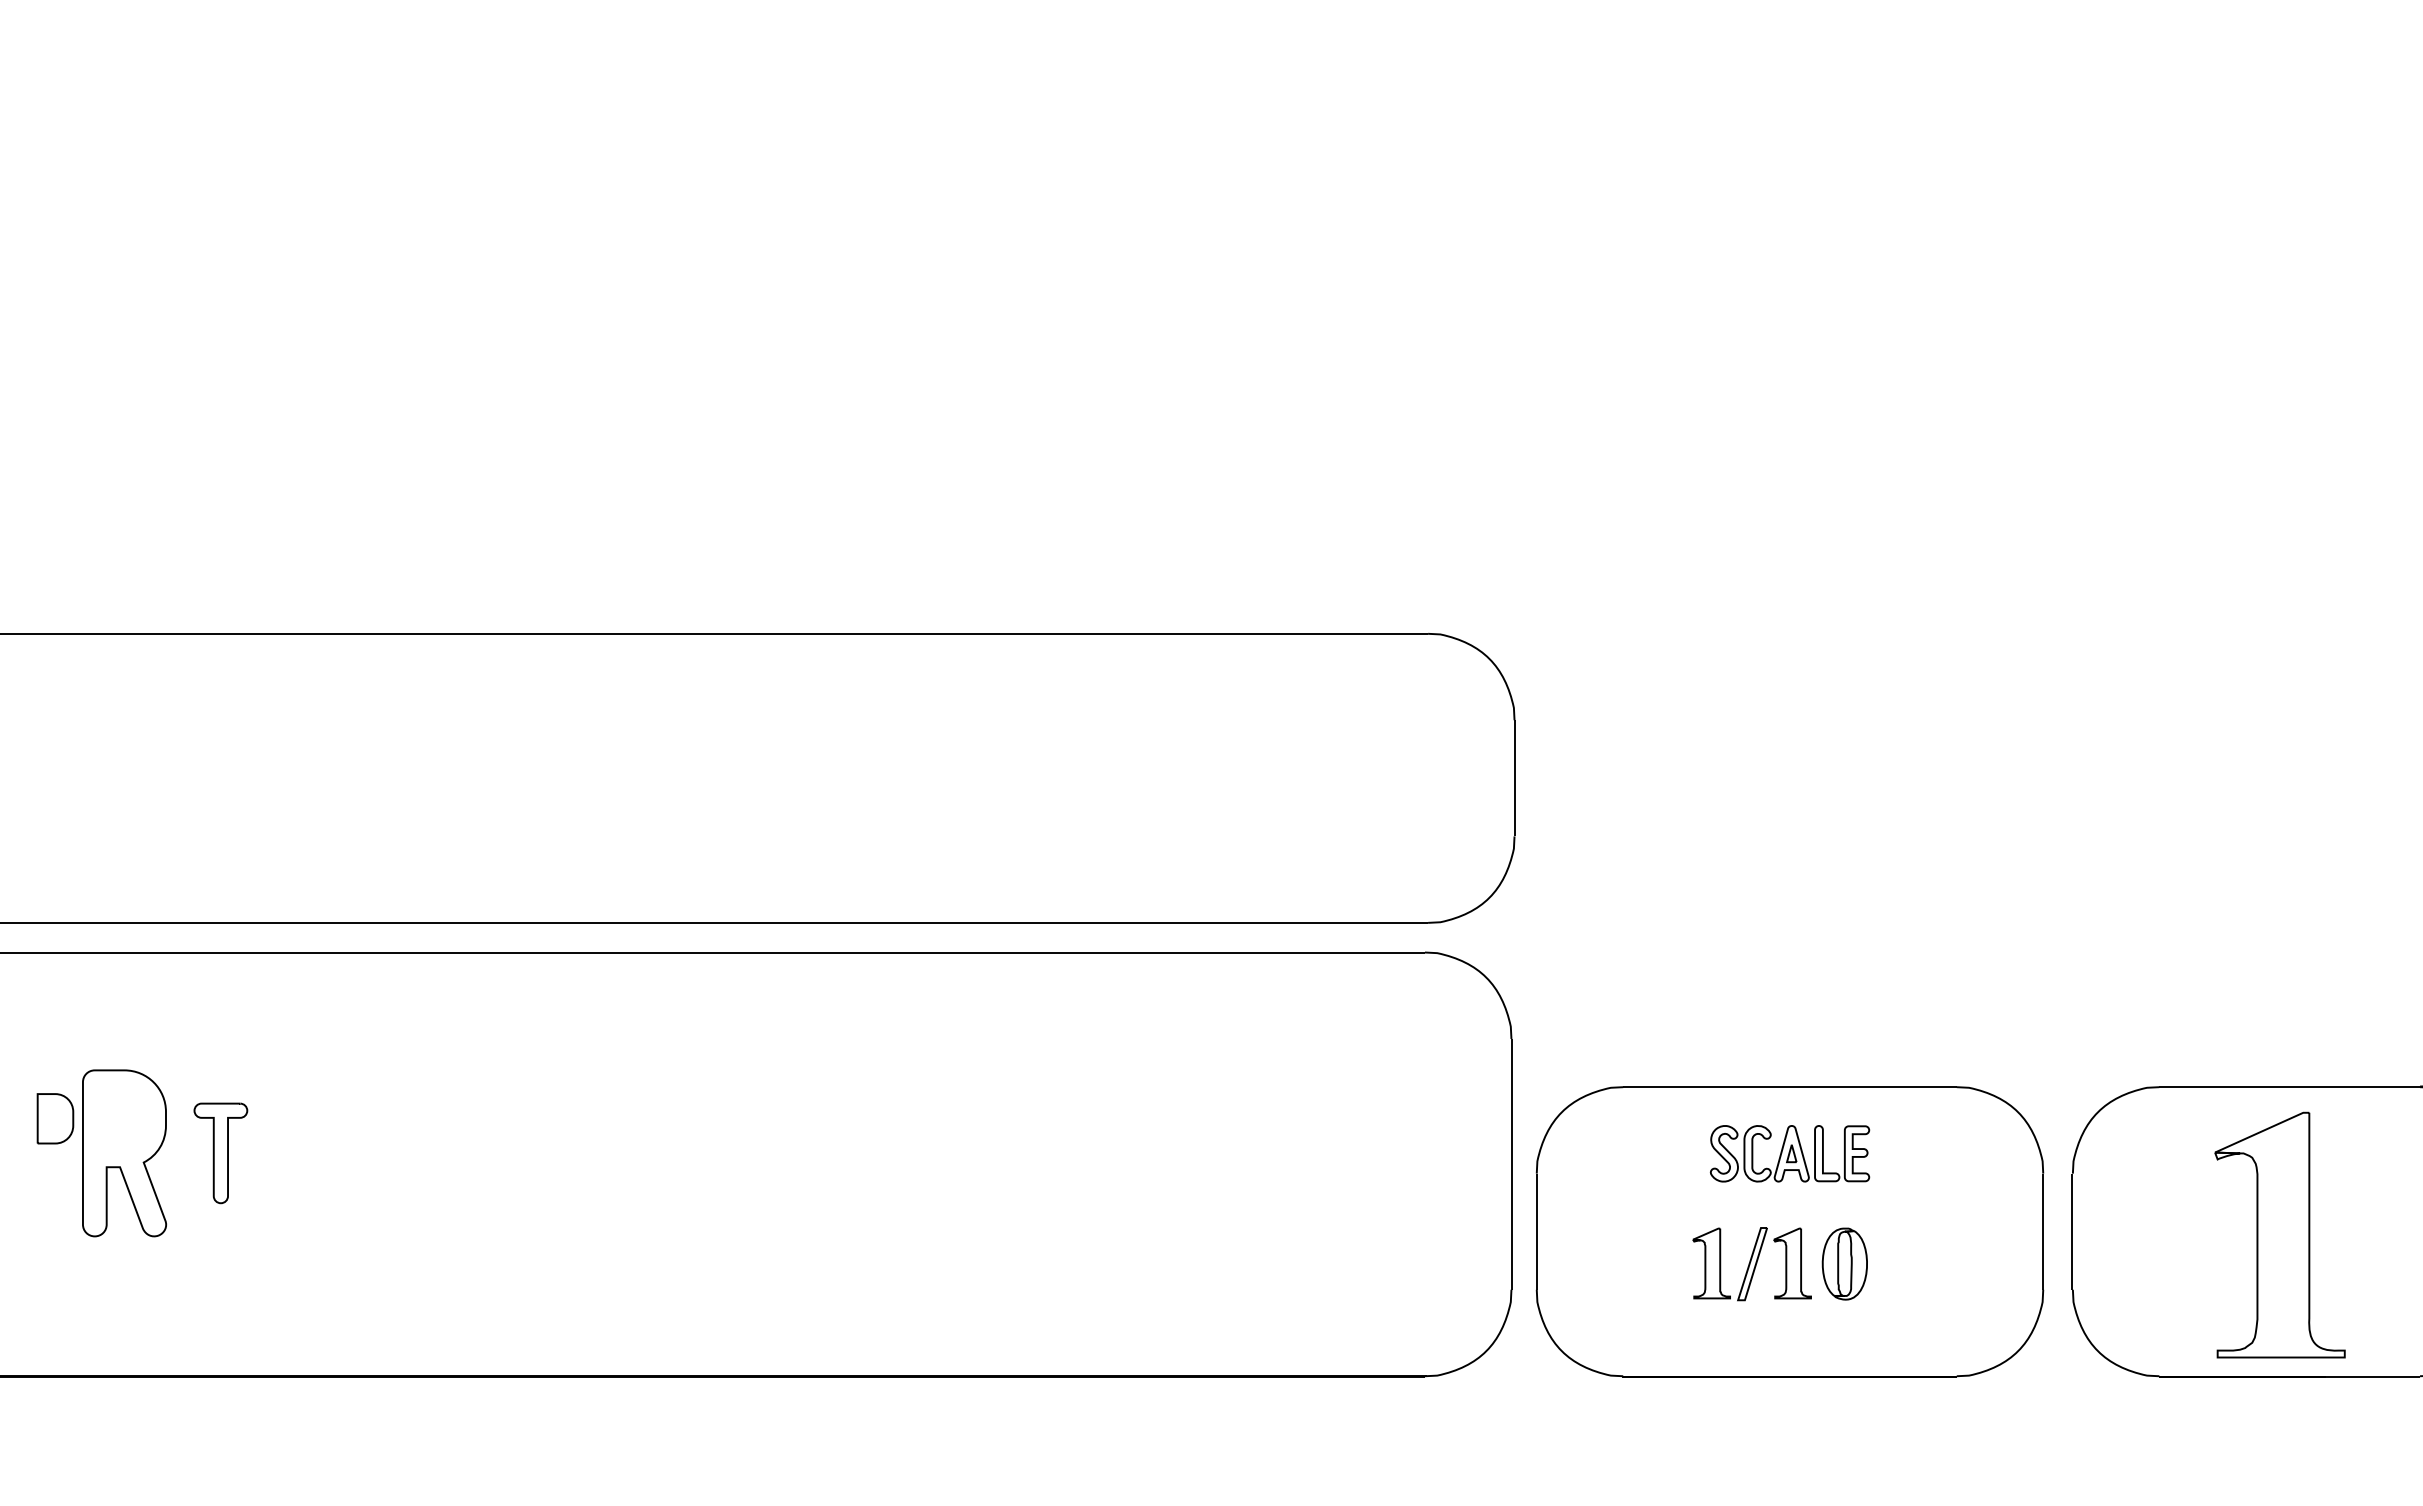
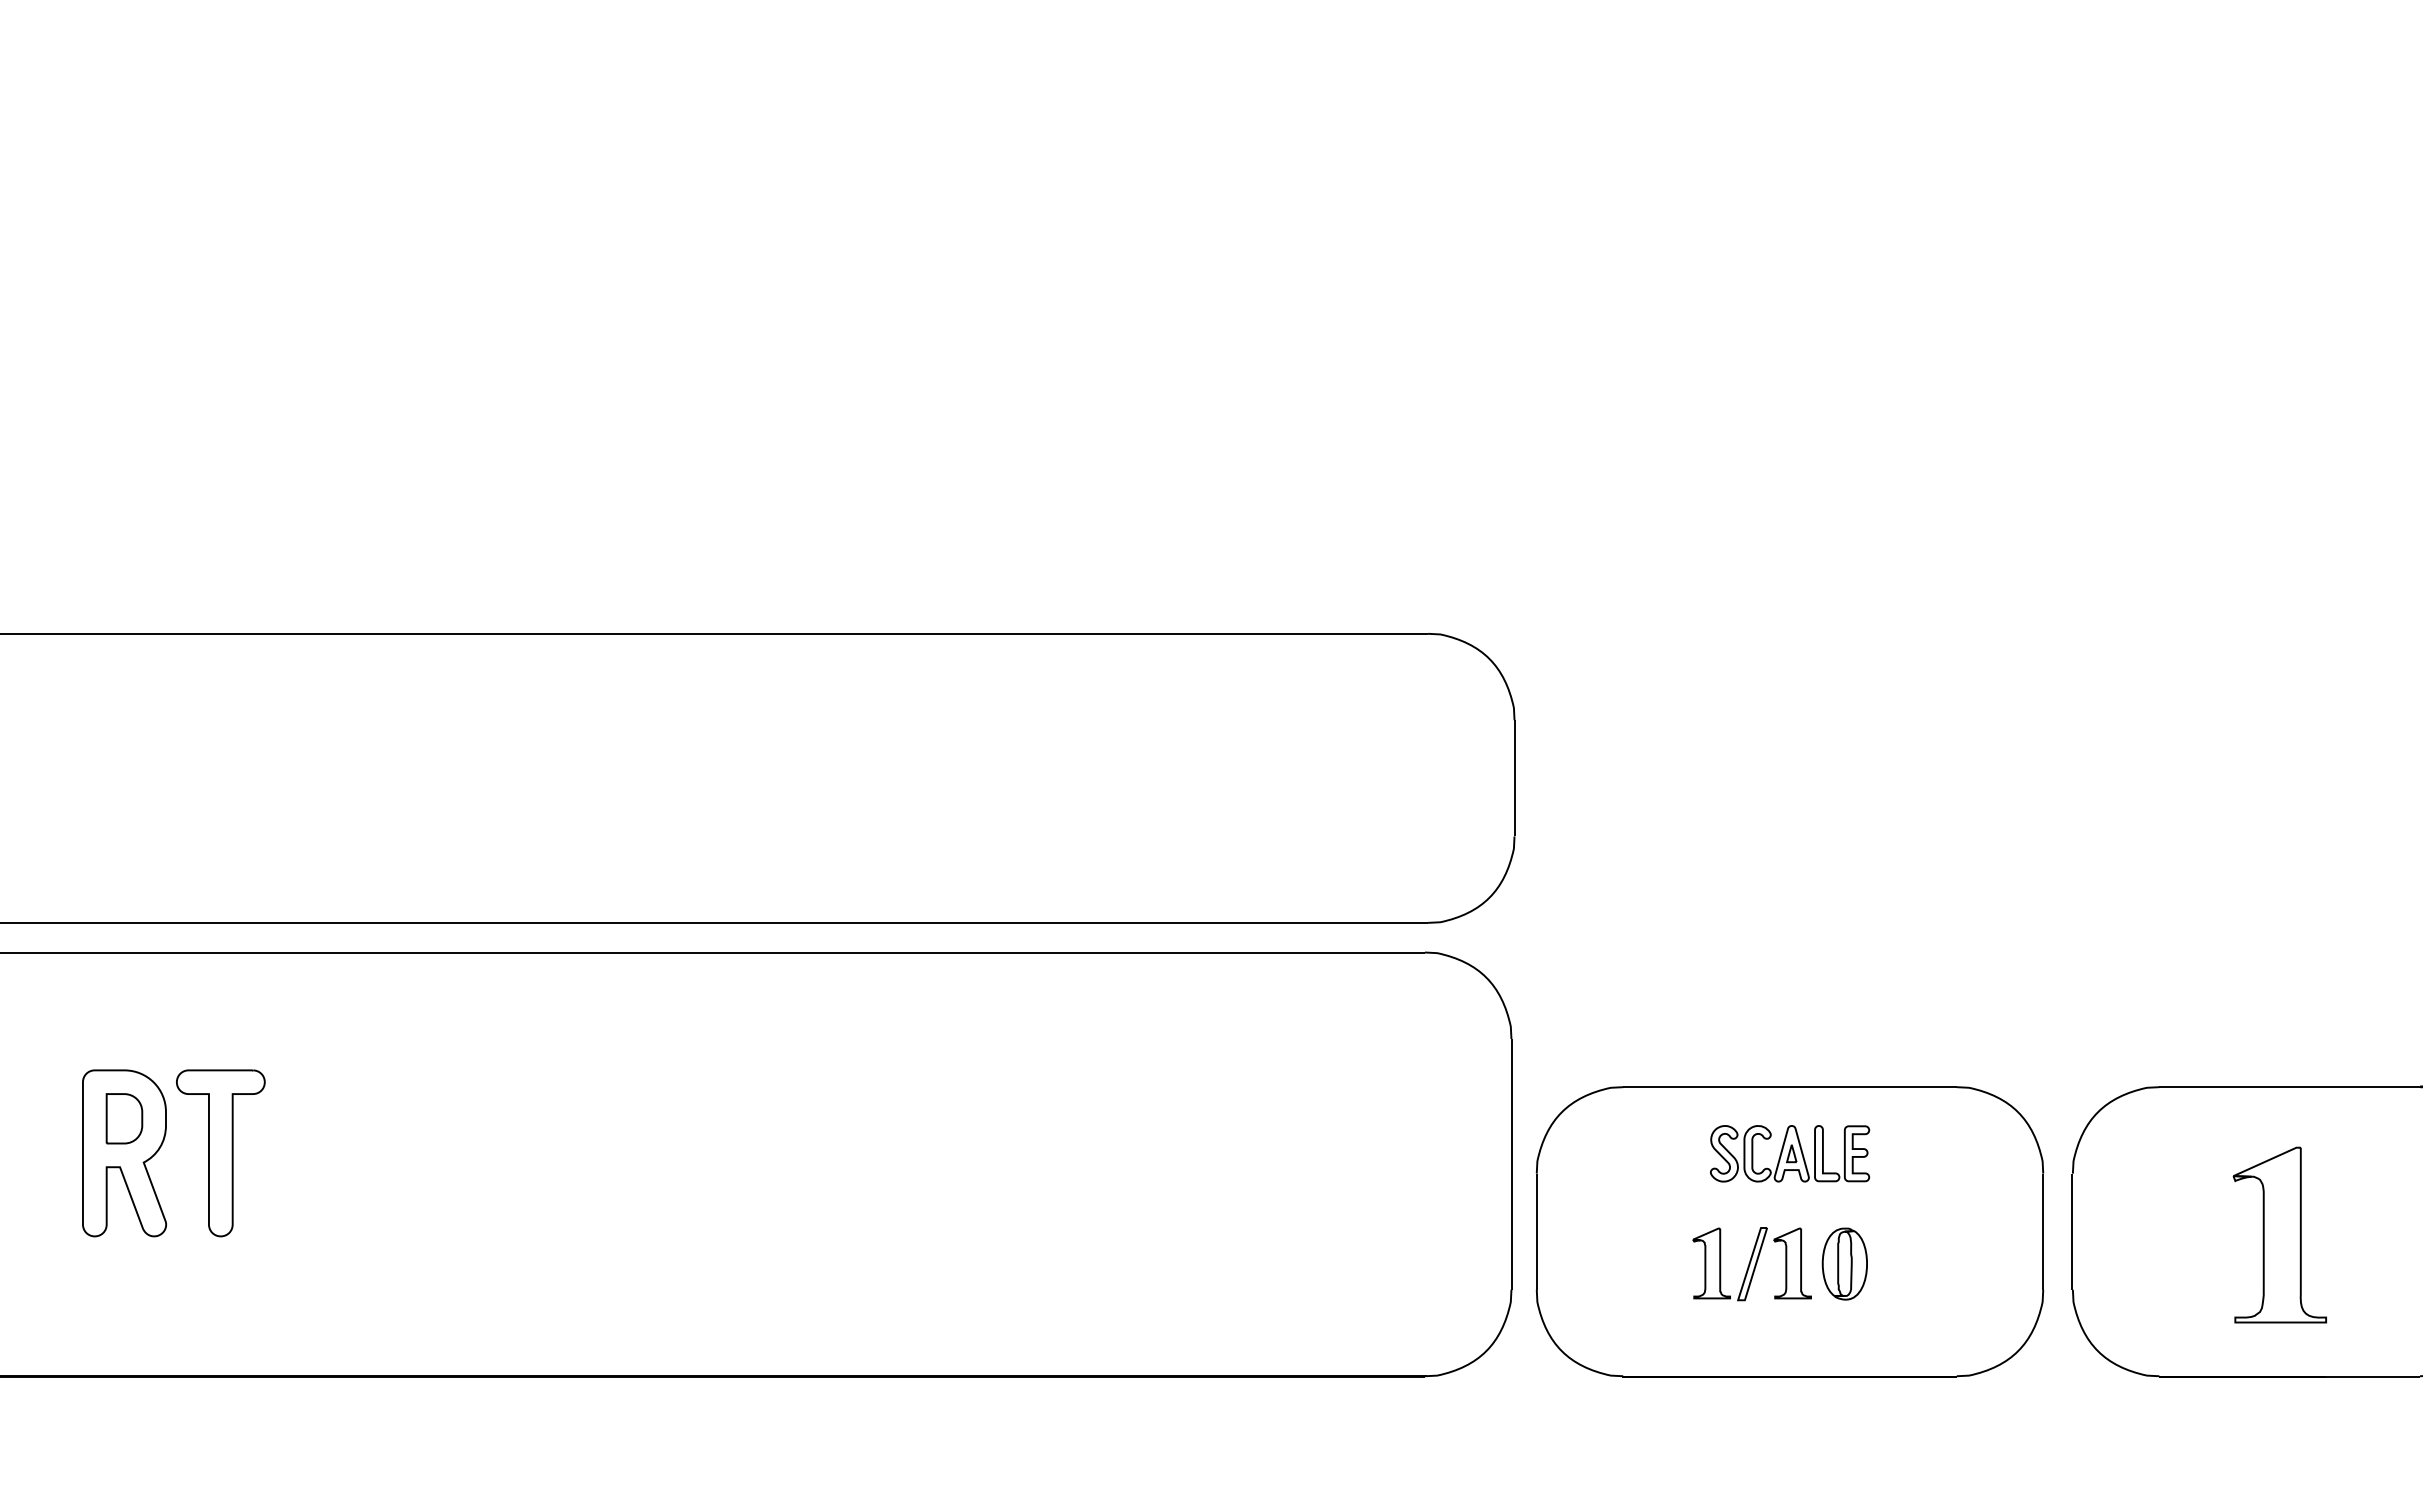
part position: (55, 1118) -> (124, 1118) (124, 1118)
part size: 56x103 px -> 90x169 px (220, 1153)
part size: 132x248 px -> 95x178 px (2279, 1234)
